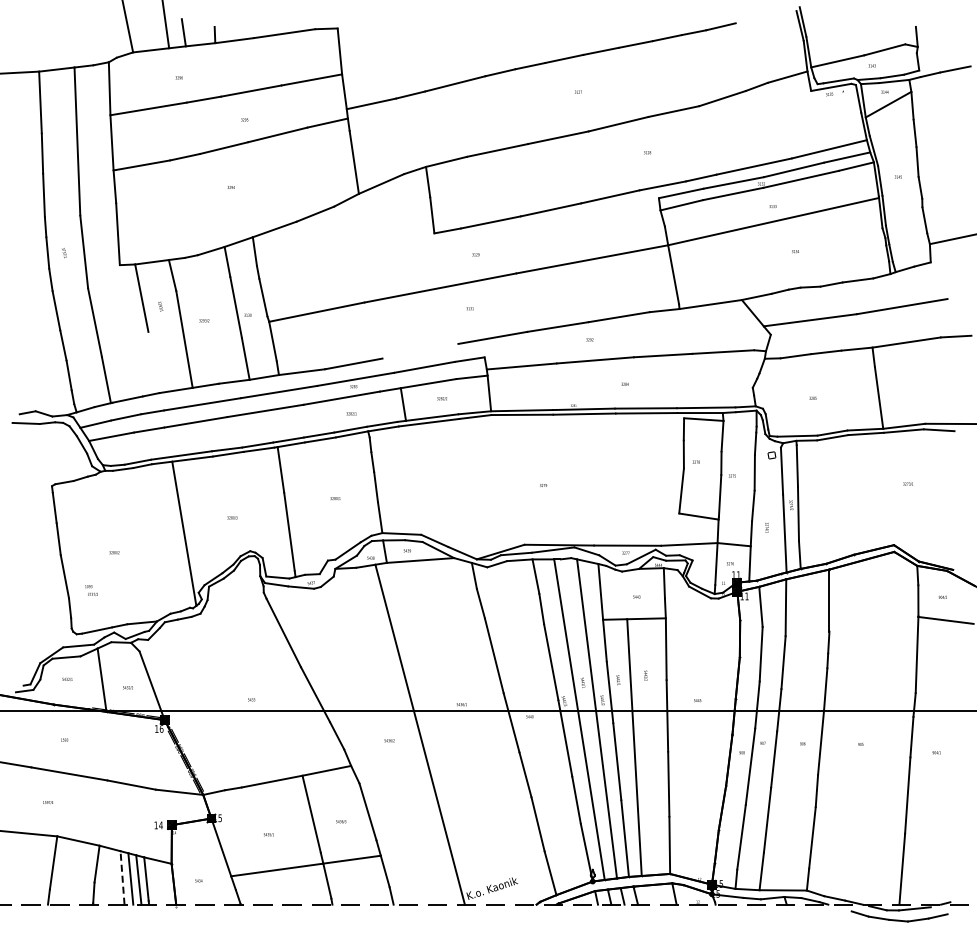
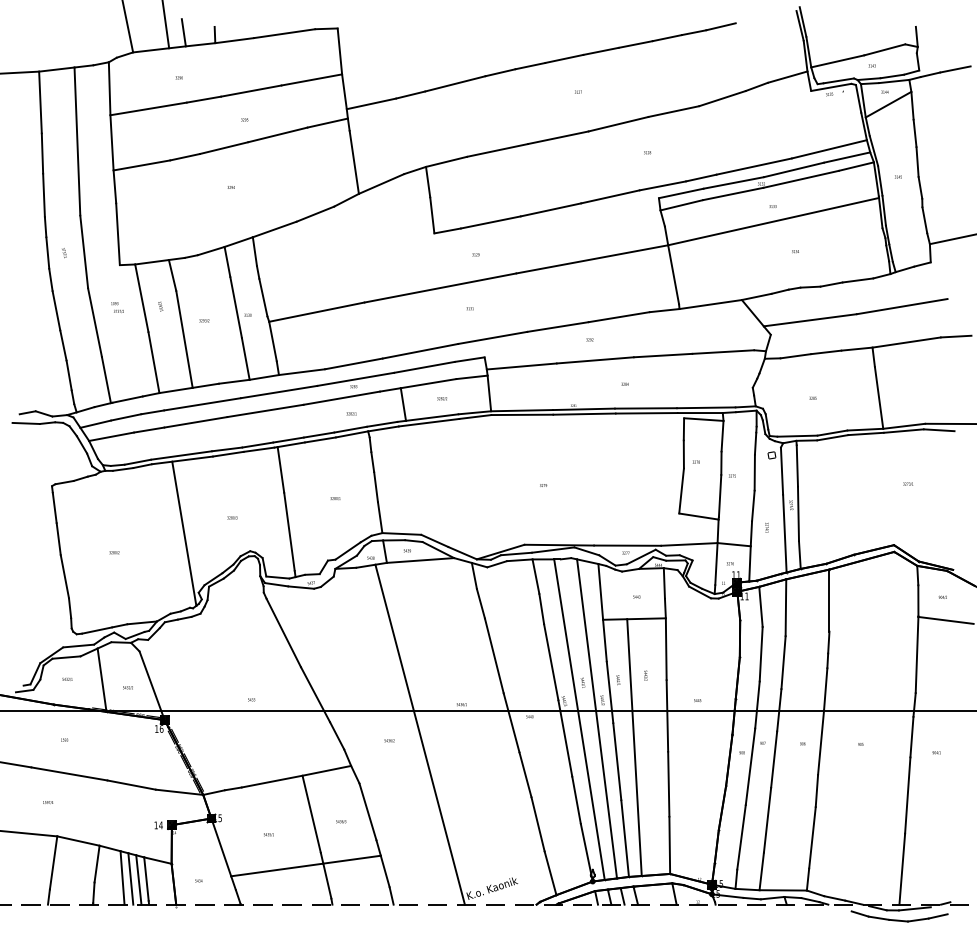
line: none -> present (420, 351)
line: none -> present (153, 362)
text position: (91, 590) -> (117, 307) (117, 307)
line: dashed -> solid (122, 877)
